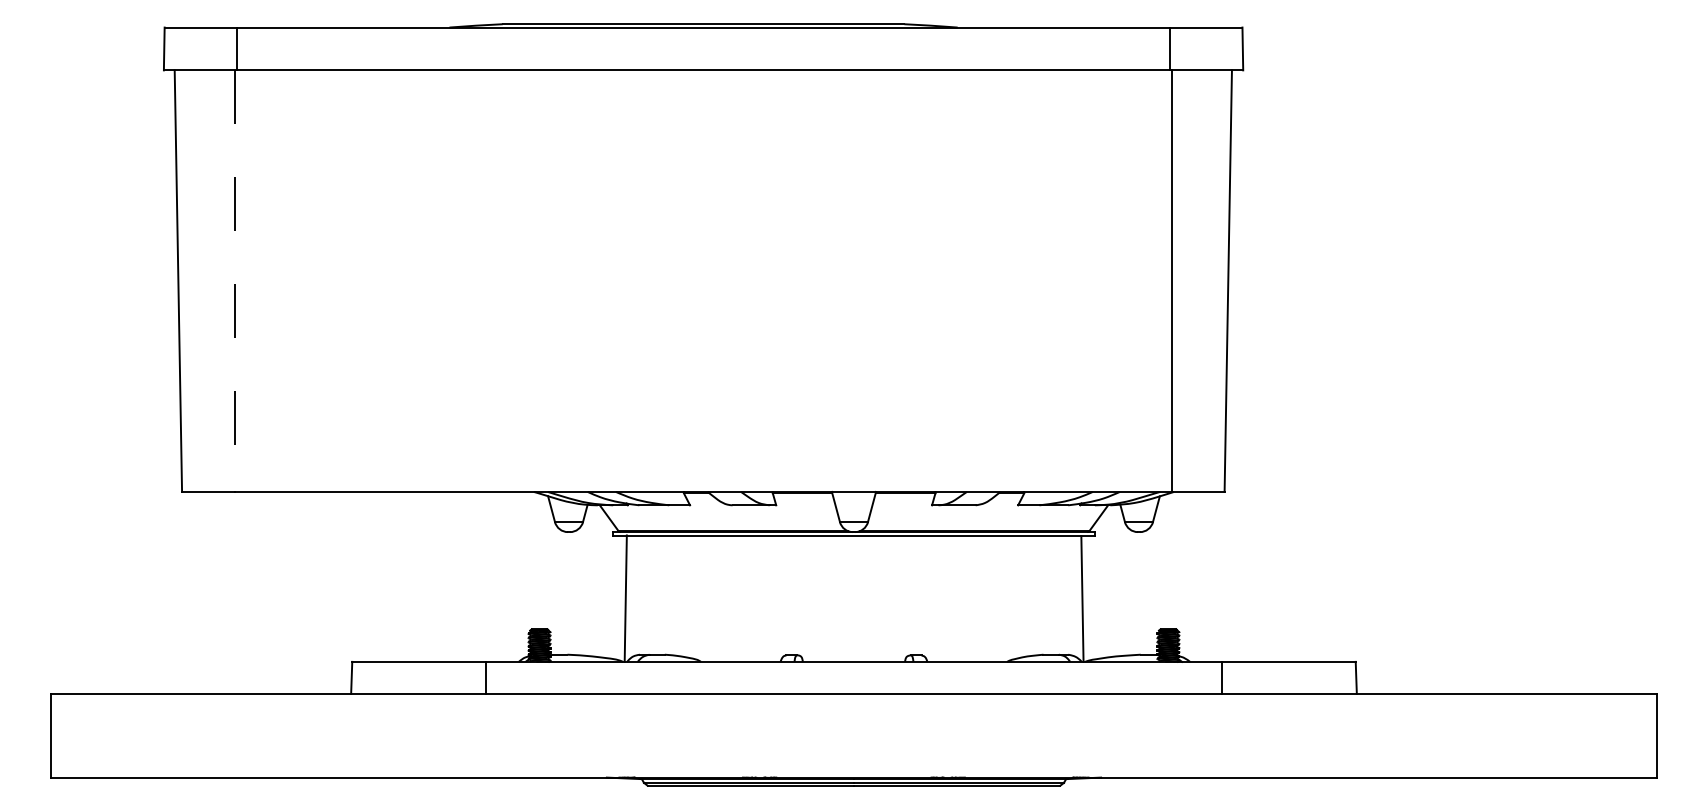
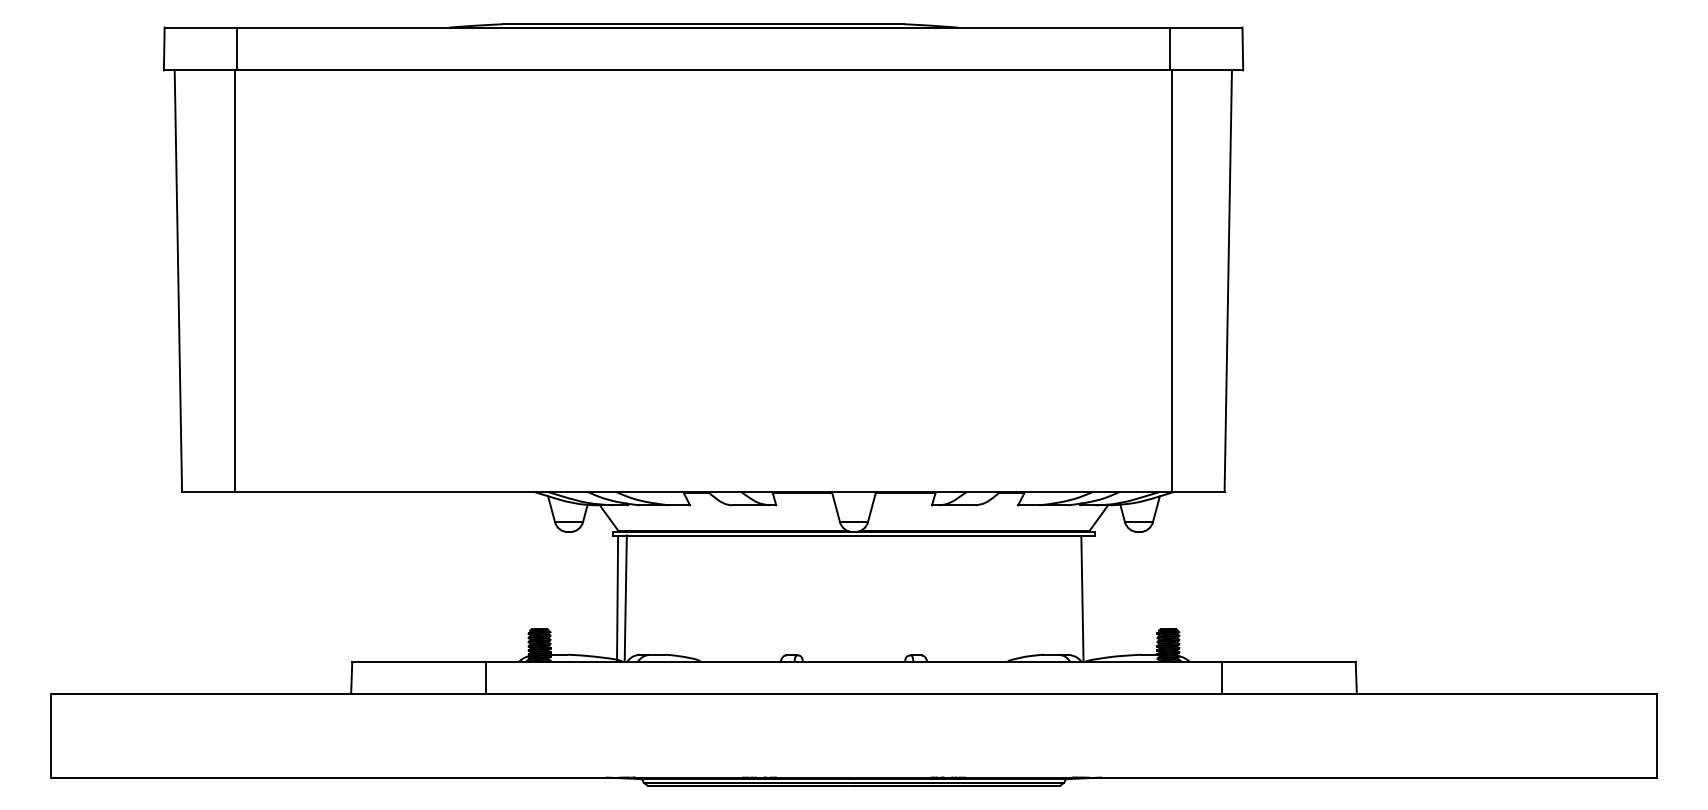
line: dashed -> solid (235, 281)
line: none -> present (617, 598)
